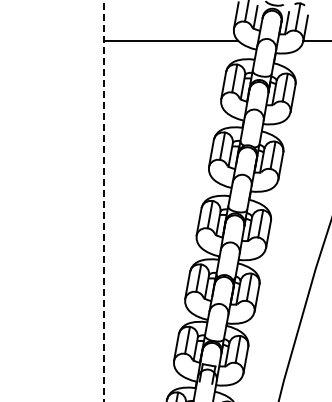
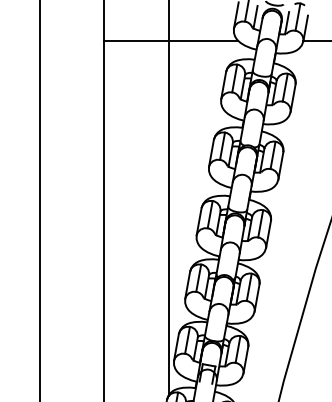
line: none -> present (168, 198)
line: none -> present (40, 200)
line: dashed -> solid (104, 200)
